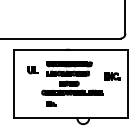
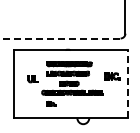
line: solid -> dashed (60, 38)
part position: (32, 70) -> (32, 79) (32, 79)
line: solid -> dashed (127, 83)
